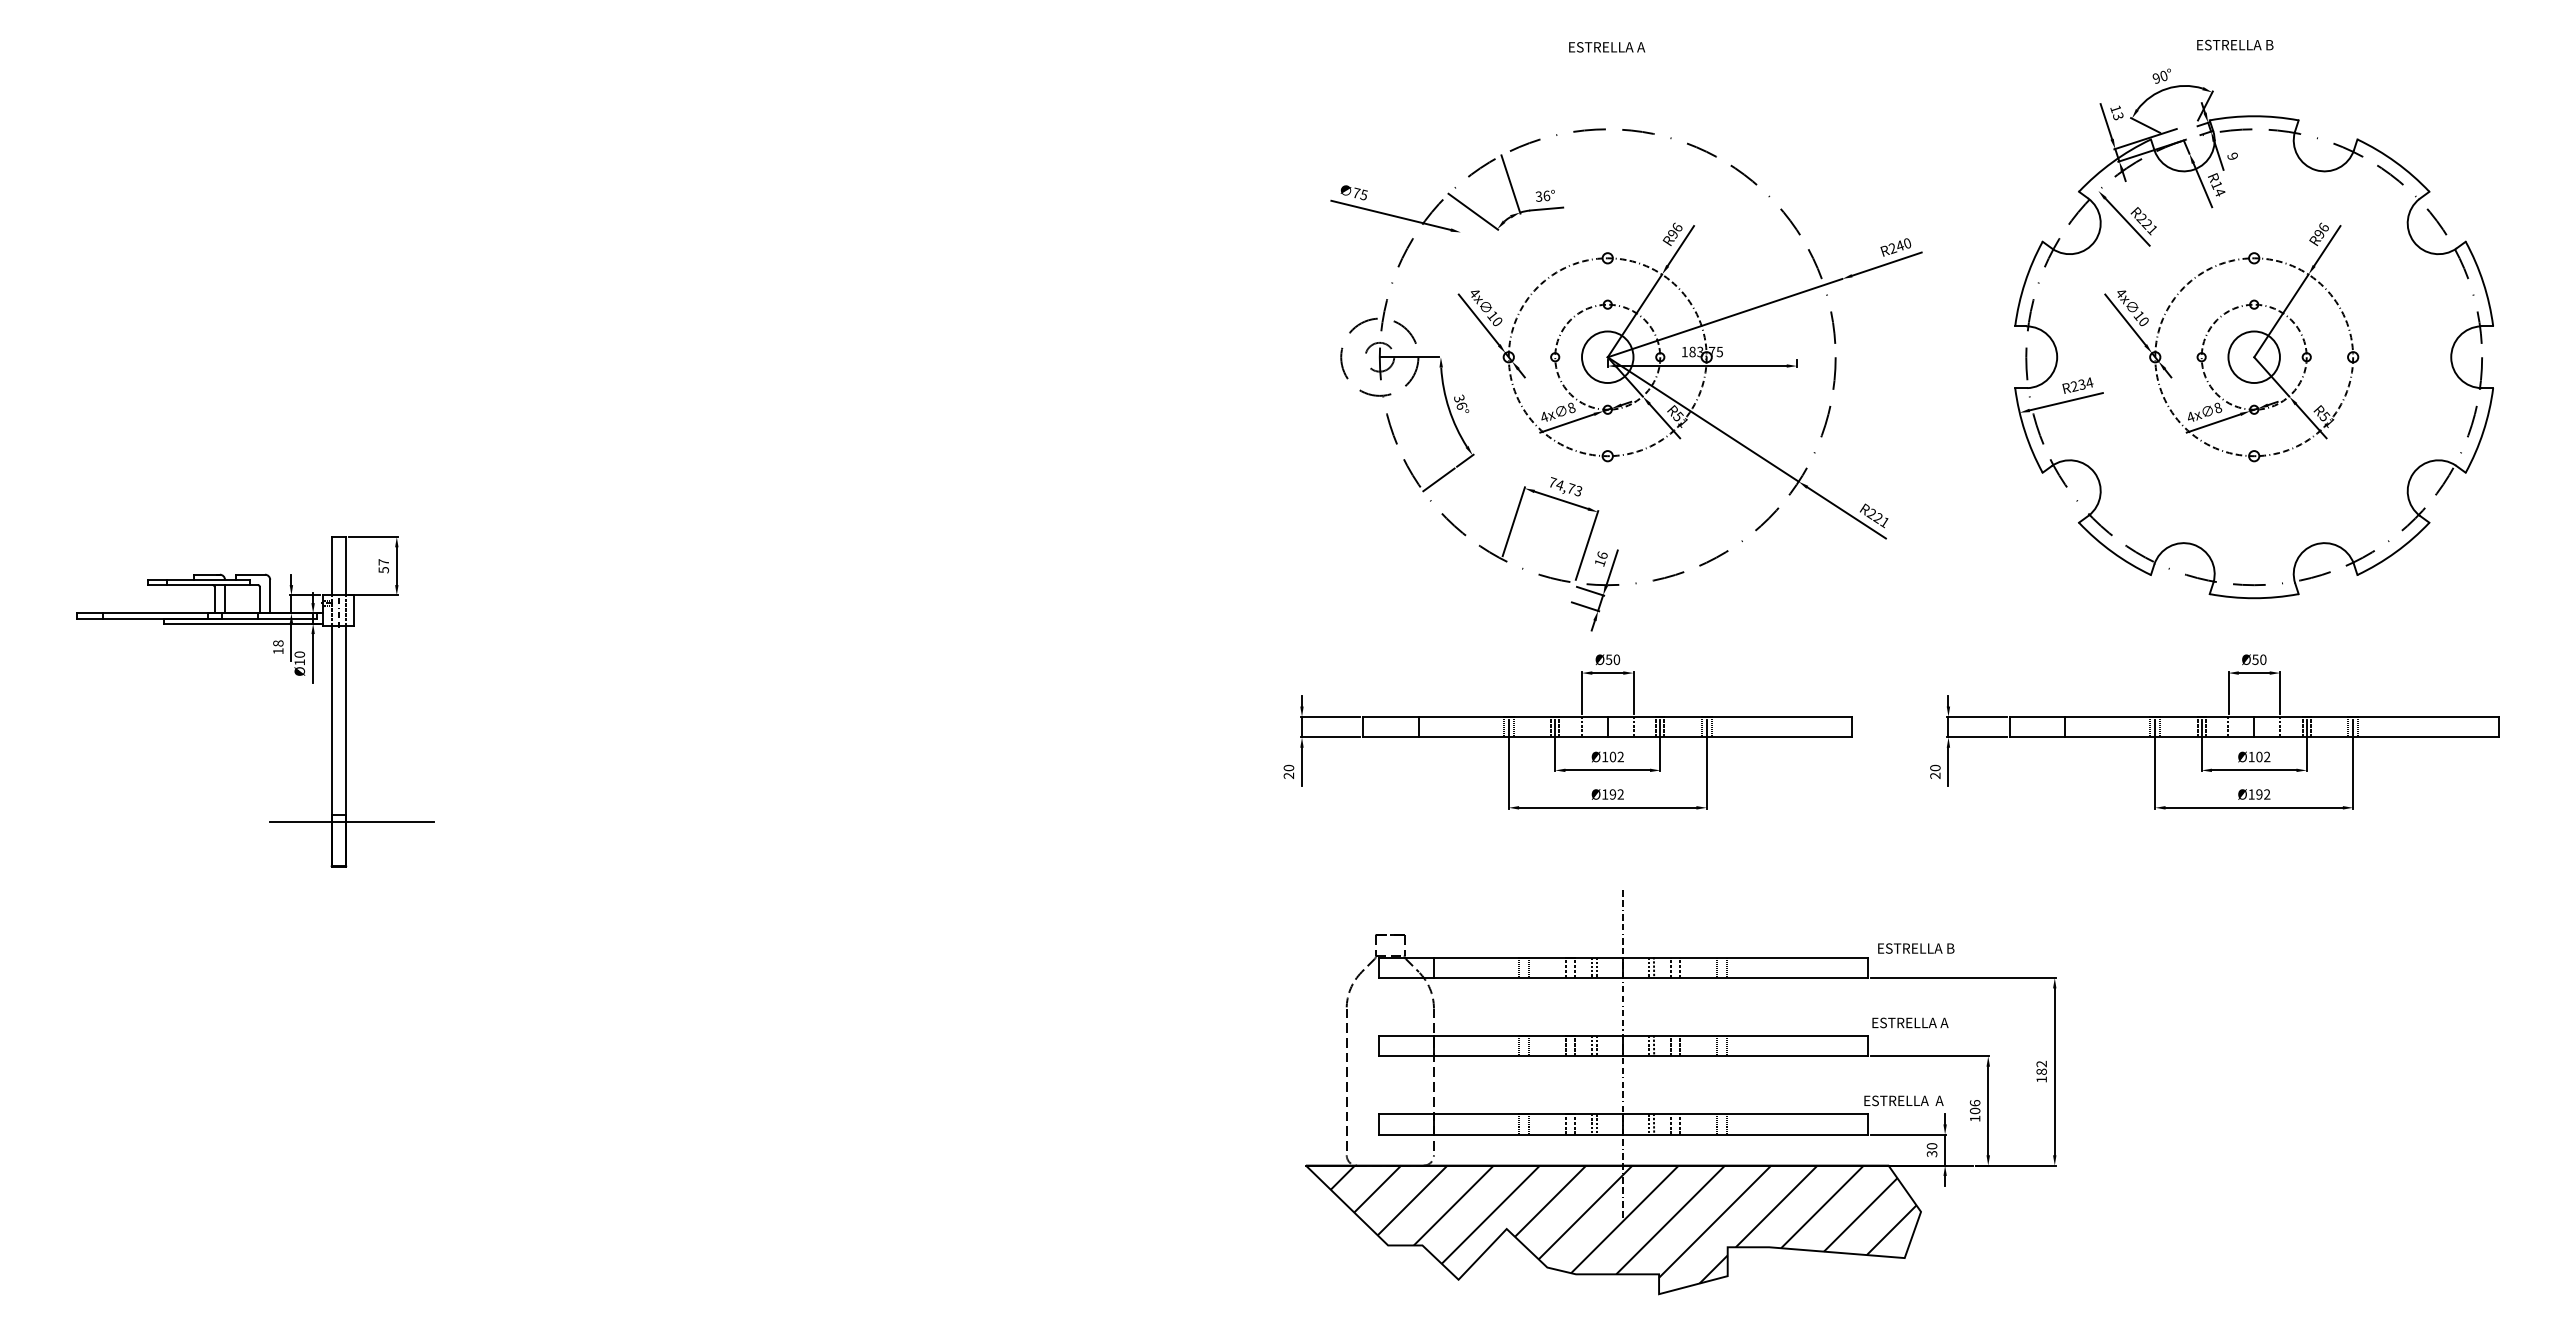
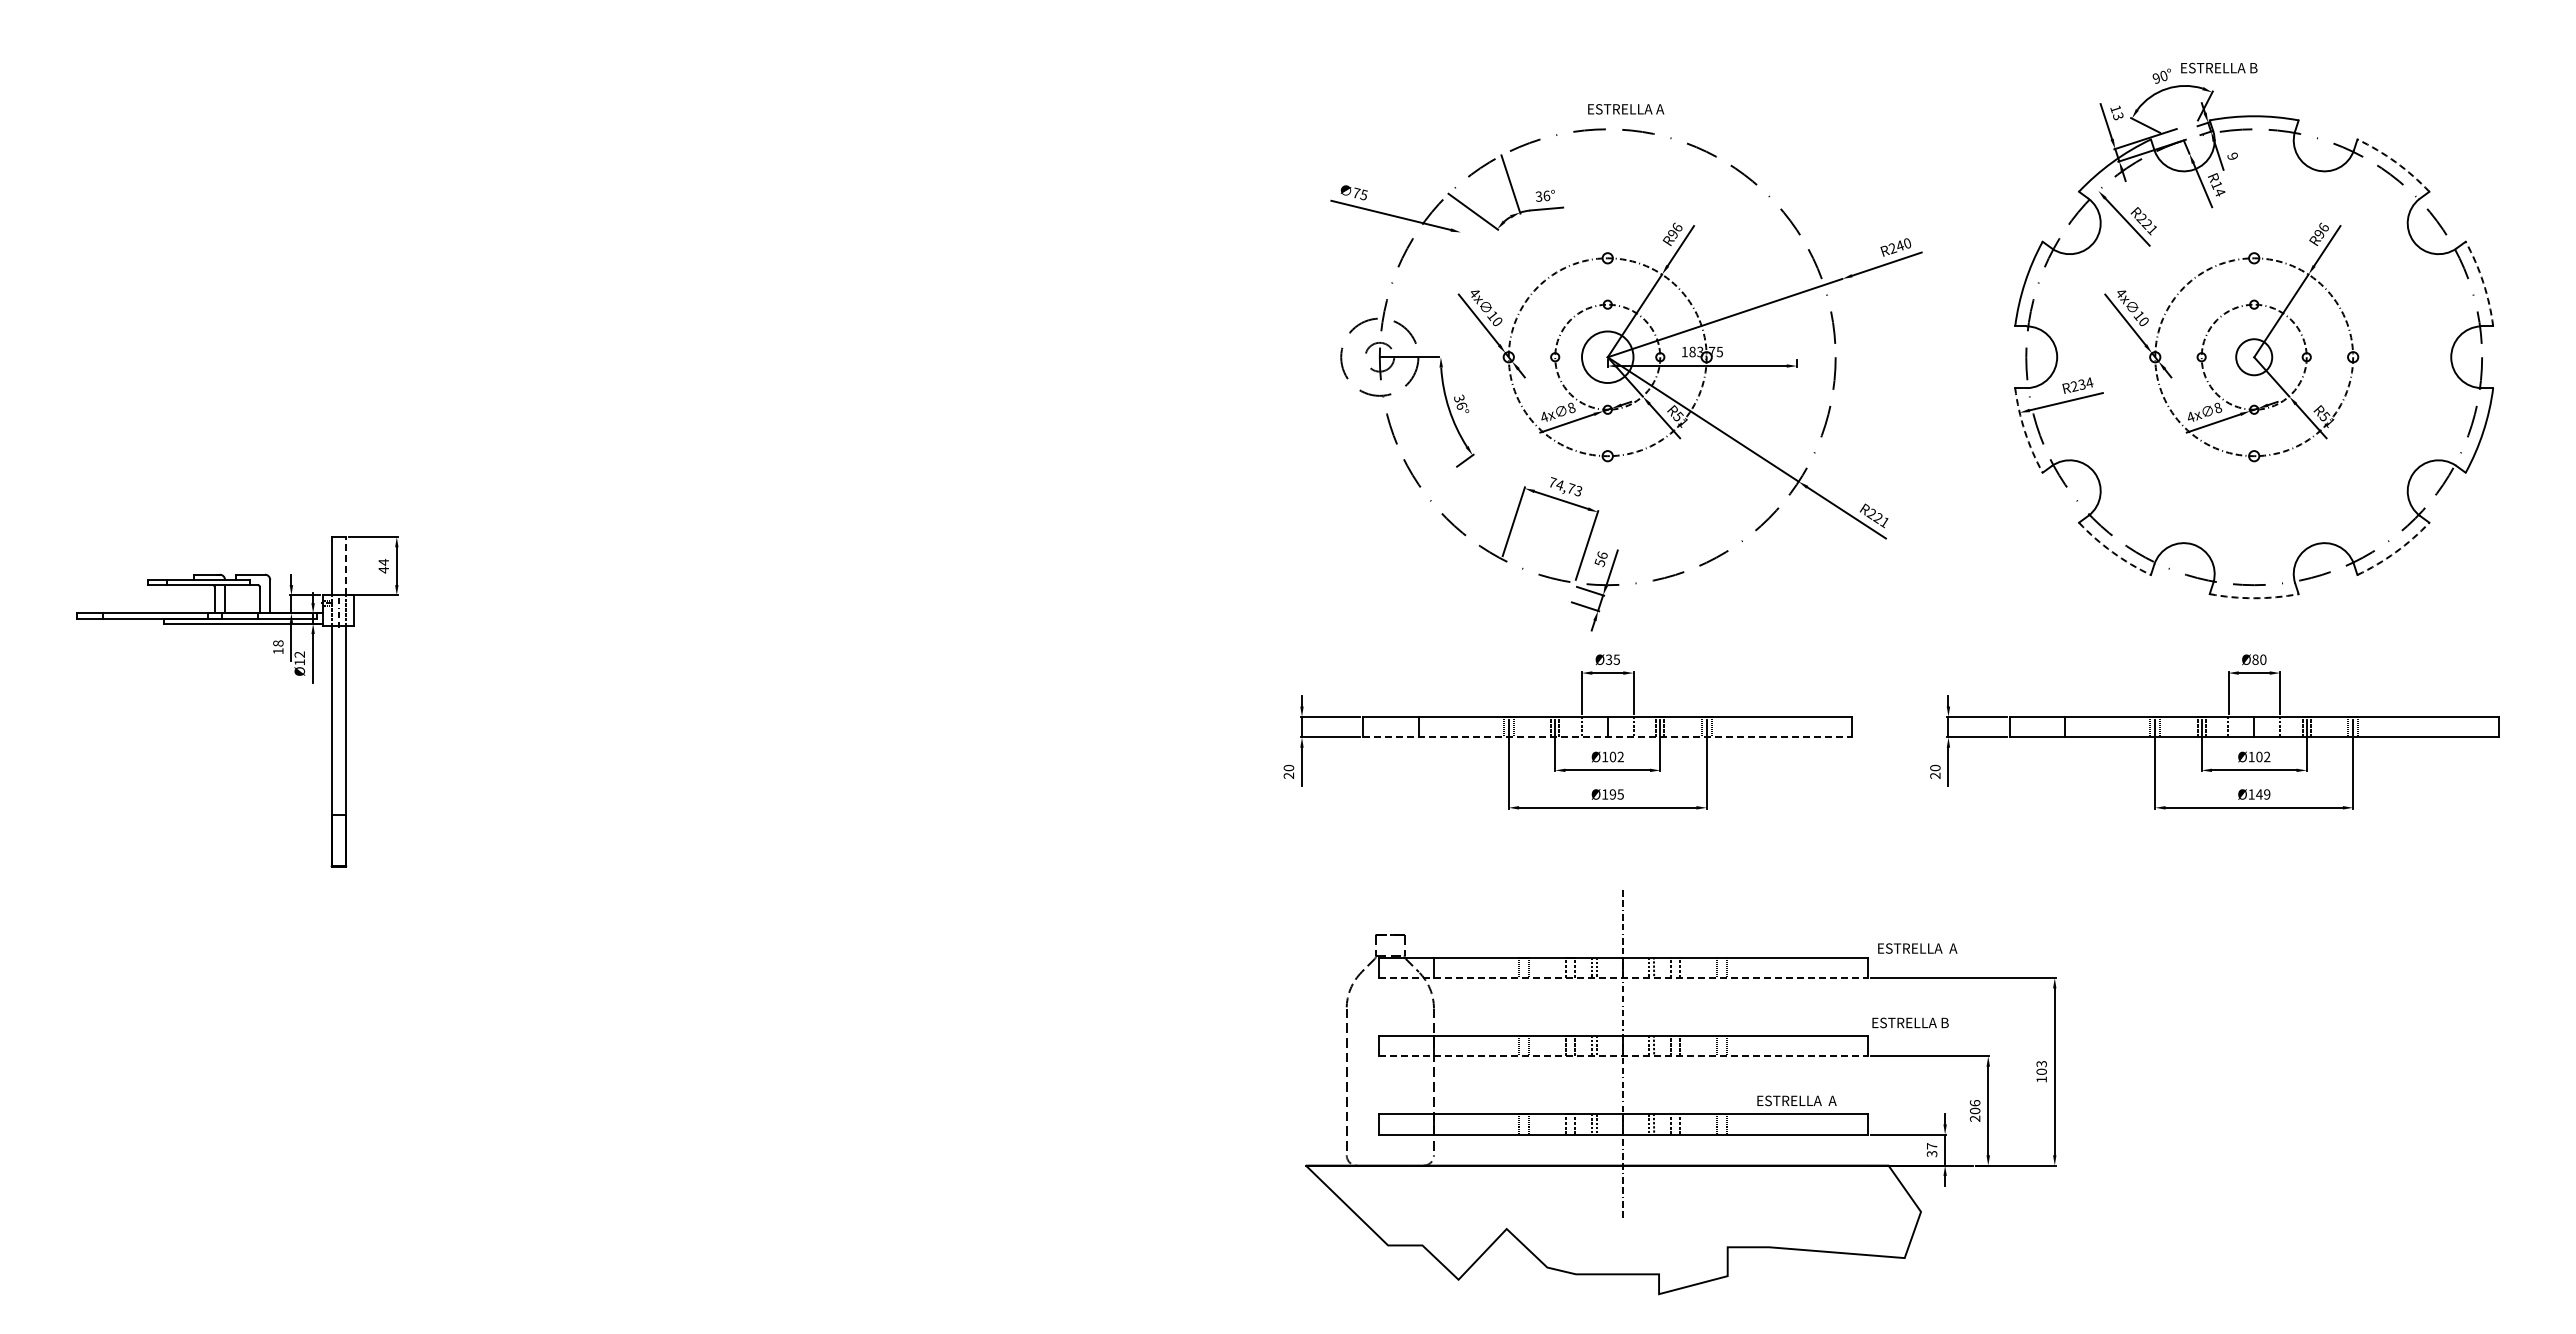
text position: (2235, 44) -> (2219, 67) (2219, 67)
text position: (1607, 47) -> (1626, 109) (1626, 109)
arc: solid -> dashed (2395, 162)
arc: solid -> dashed (2483, 282)
circle diameter: 52 px -> 36 px (2254, 357)
arc: solid -> dashed (2025, 431)
line: present -> none (1438, 479)
arc: solid -> dashed (2112, 552)
arc: solid -> dashed (2395, 552)
text: 16 -> 56 (1599, 562)
line: solid -> dashed (346, 565)
text: 57 -> 44 (383, 565)
arc: solid -> dashed (2254, 598)
text: Ø10 -> Ø12 (299, 654)
text: Ø50 -> Ø35 (1613, 659)
text: Ø50 -> Ø80 (2255, 659)
line: solid -> dashed (1607, 737)
text: Ø192 -> Ø195 (1620, 794)
text: Ø192 -> Ø149 (2262, 794)
line: present -> none (351, 821)
text: ESTRELLA B -> ESTRELLA  A (1952, 948)
line: solid -> dashed (1623, 978)
text: ESTRELLA A -> ESTRELLA B (1944, 1022)
line: solid -> dashed (1623, 1056)
text: 182 -> 103 (2041, 1067)
text position: (1903, 1100) -> (1796, 1100) (1796, 1100)
text: 106 -> 206 (1974, 1118)
text: 30 -> 37 (1931, 1146)
hatch: present -> none (1611, 1224)
